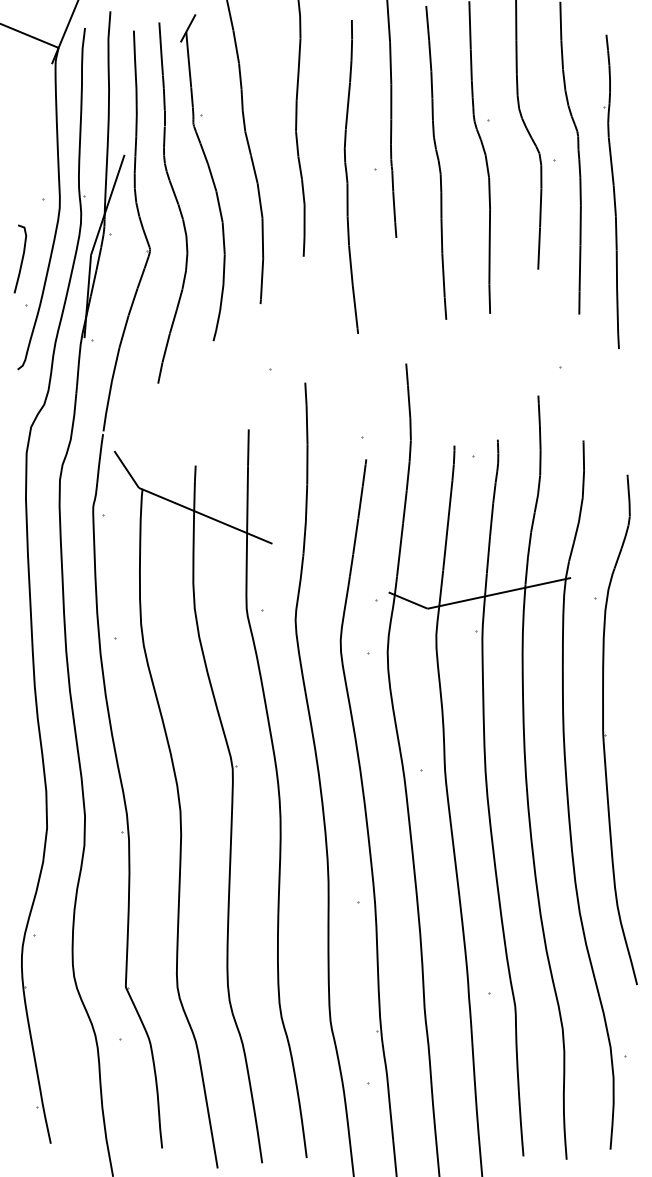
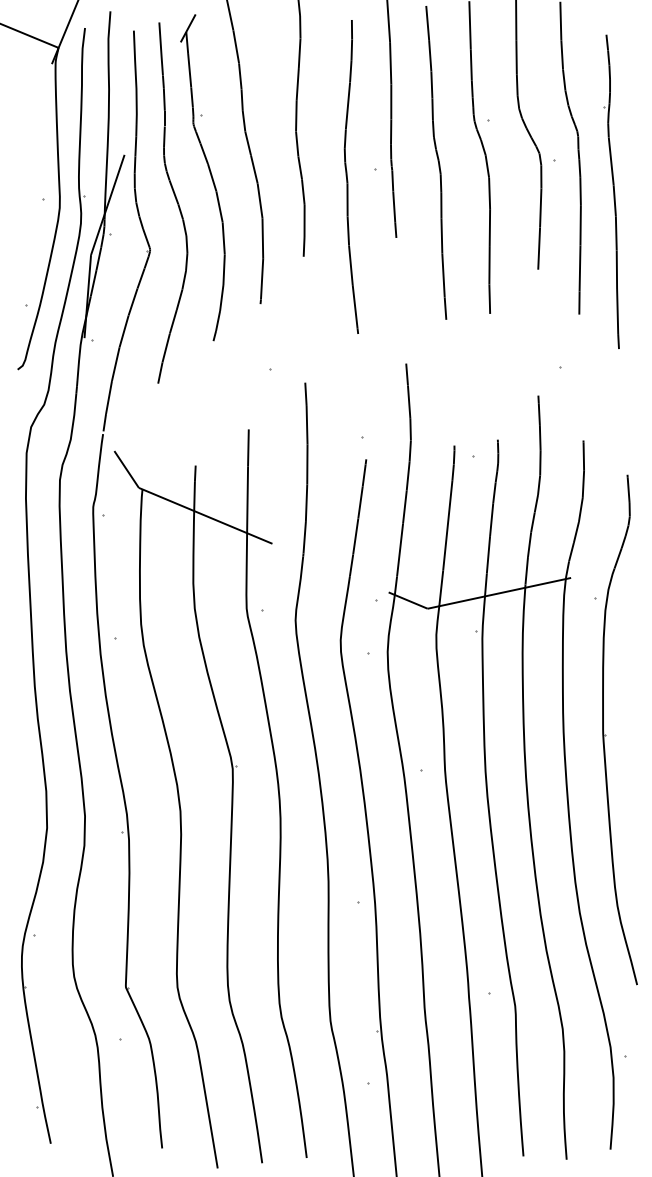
curve: present -> none (21, 258)
